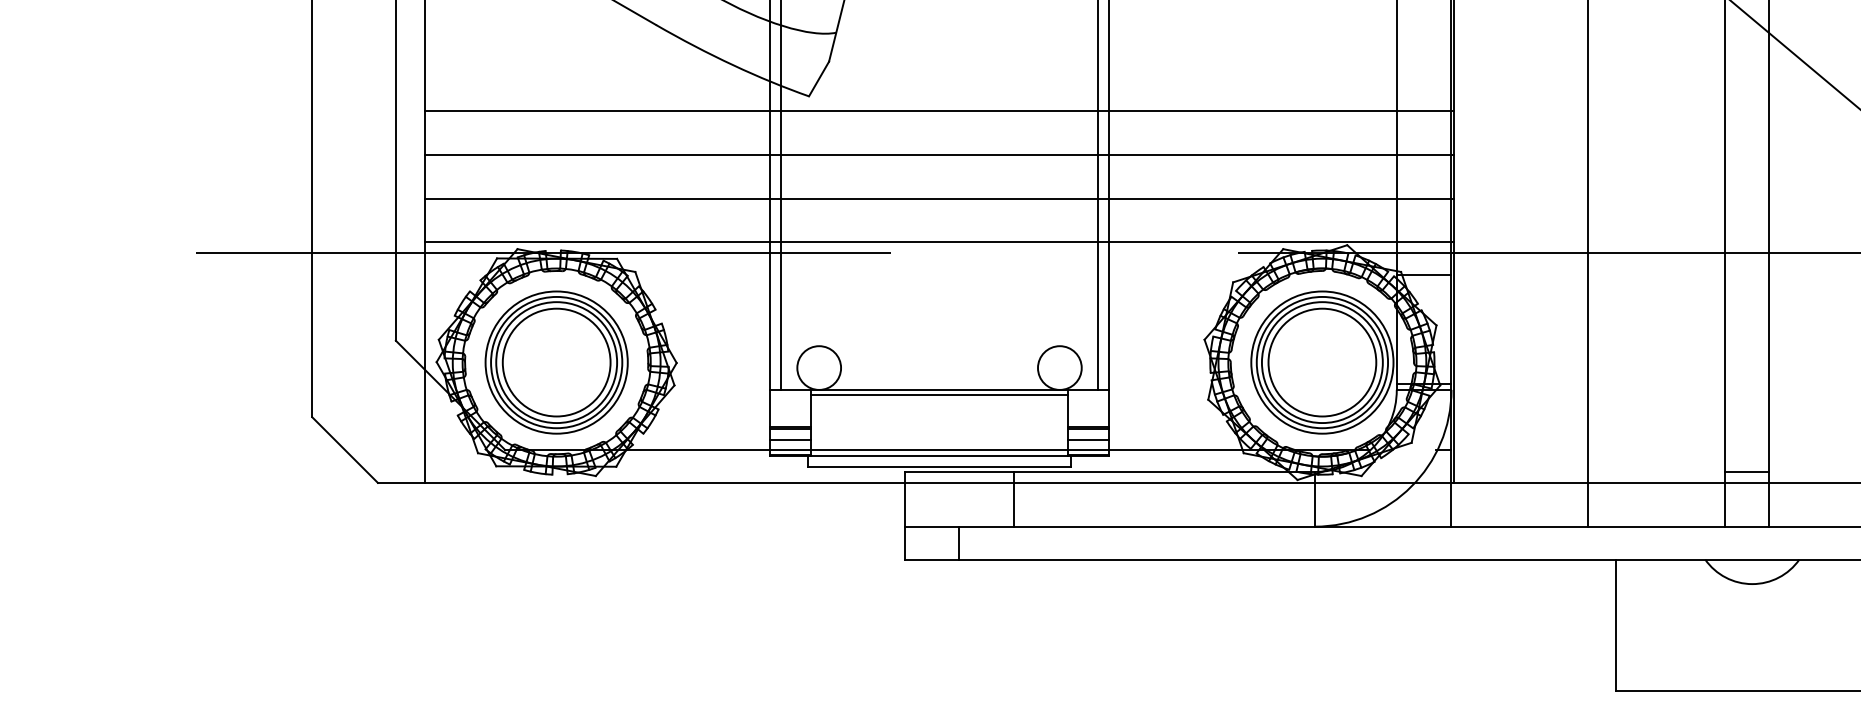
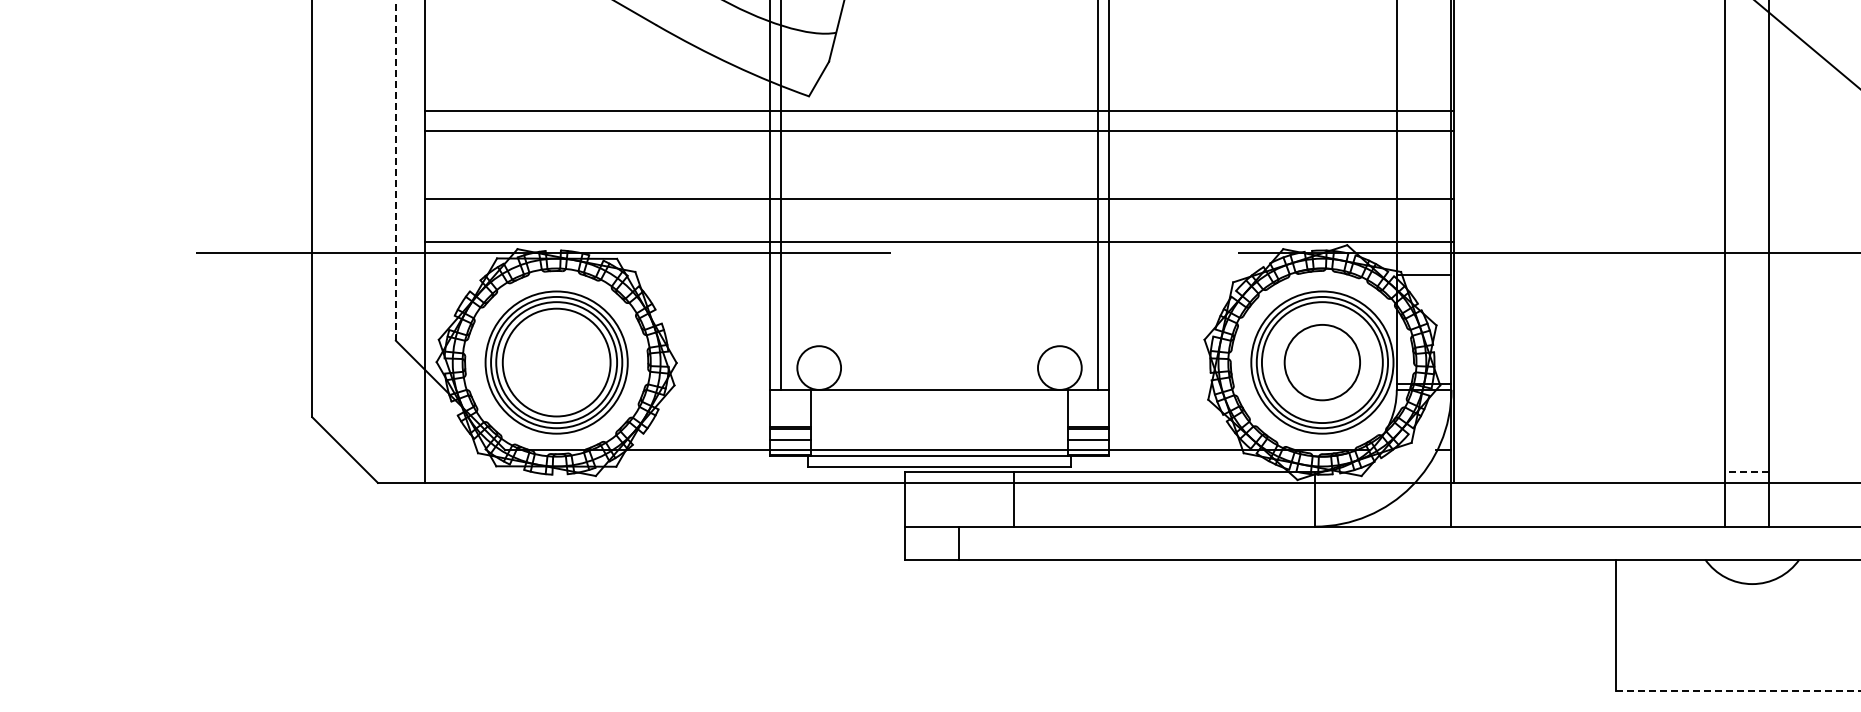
line position: (1794, 54) -> (1806, 44) (1806, 44)
line position: (939, 154) -> (939, 130) (939, 130)
line: solid -> dashed (395, 170)
line: present -> none (1588, 264)
circle diameter: 108 px -> 75 px (1322, 362)
line: present -> none (939, 394)
line: solid -> dashed (1746, 471)
line: solid -> dashed (1738, 690)
